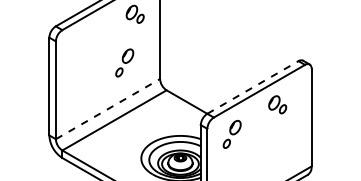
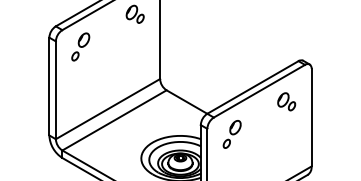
part position: (124, 62) -> (80, 46) (80, 46)
line: dashed -> solid (252, 87)
part position: (277, 104) -> (286, 101) (286, 101)
line: dashed -> solid (108, 108)
